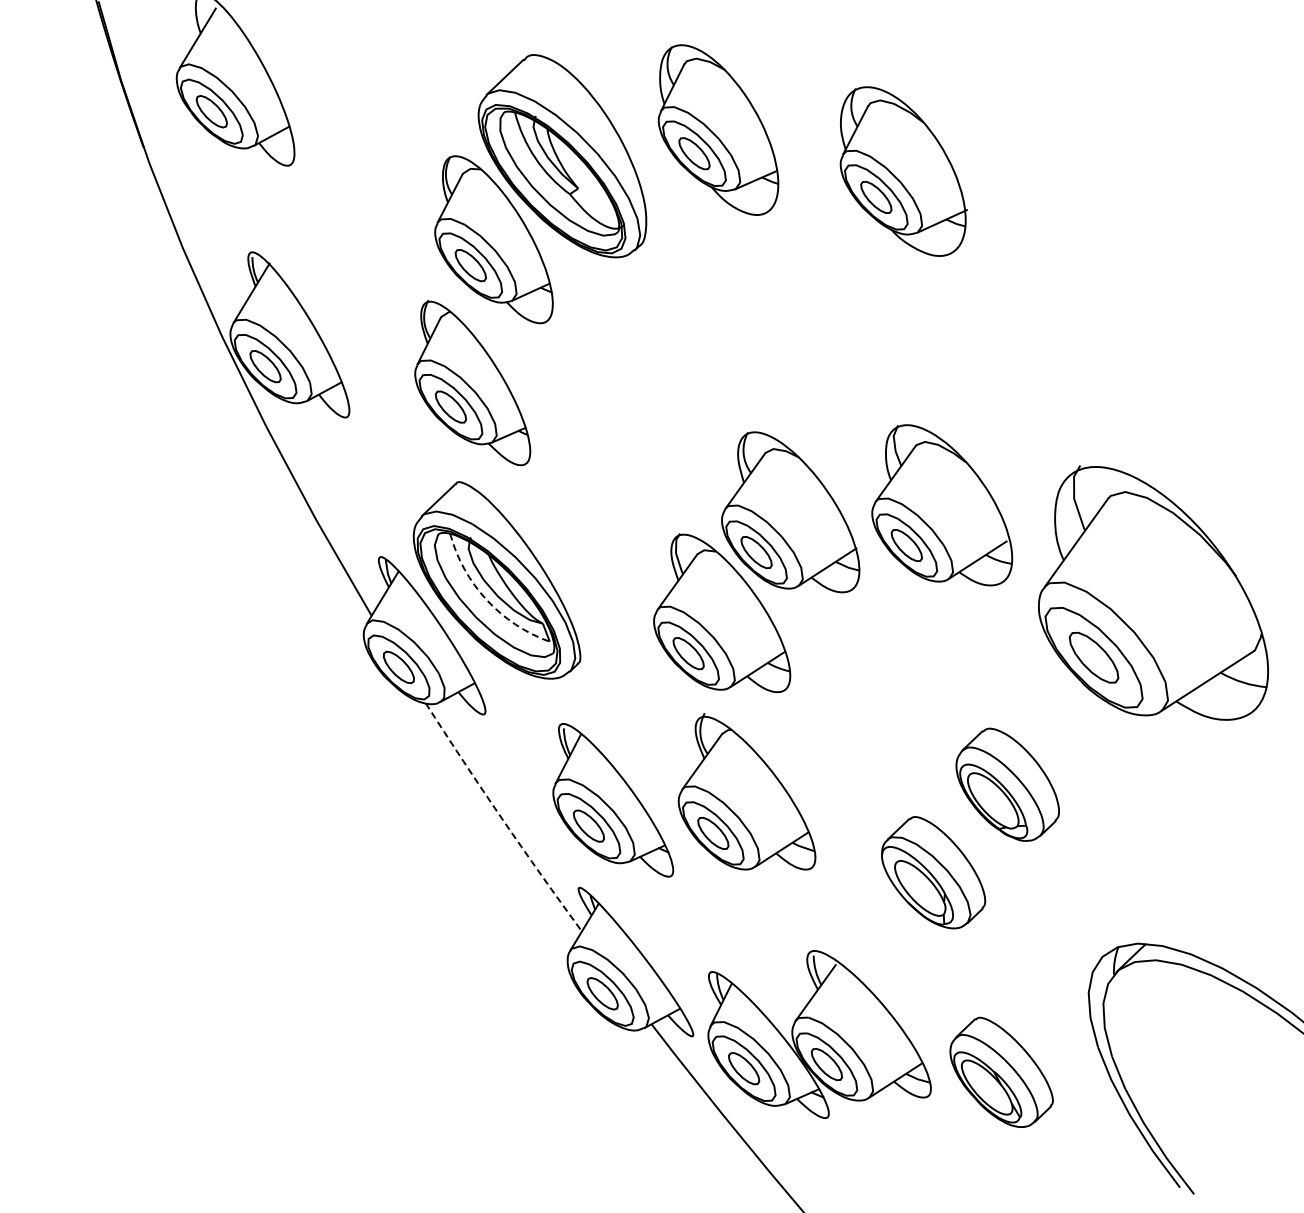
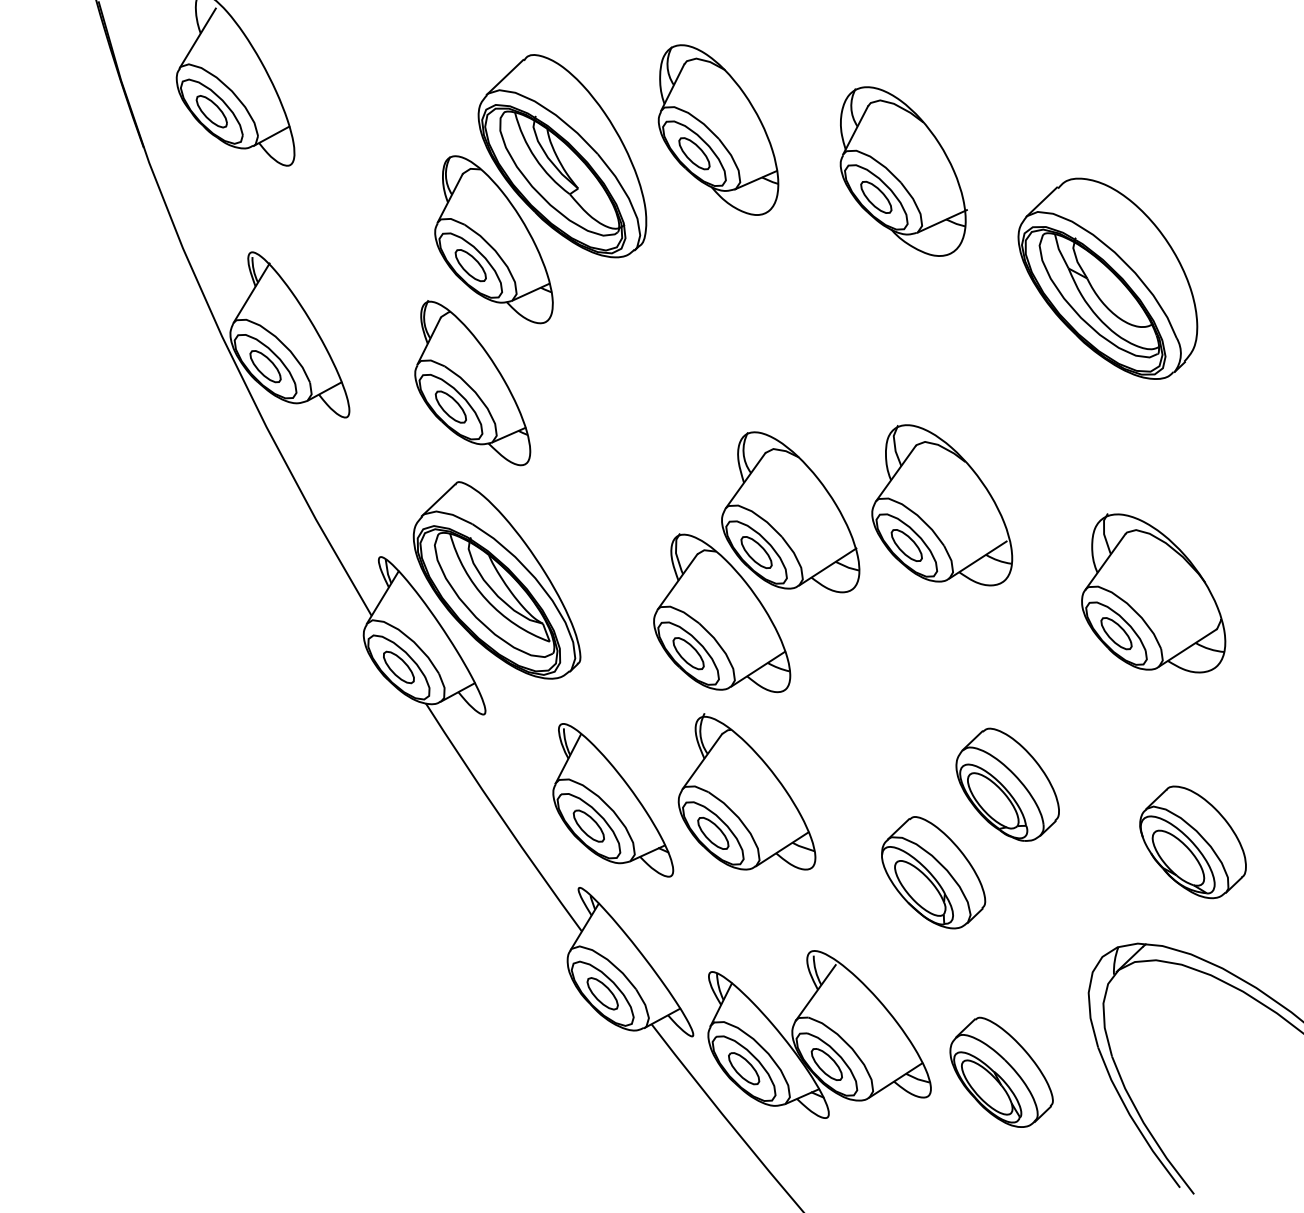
part: none -> present (1107, 278)
part size: 231x256 px -> 146x161 px (1153, 593)
arc: dashed -> solid (486, 599)
arc: dashed -> solid (502, 818)
part: none -> present (1192, 842)
